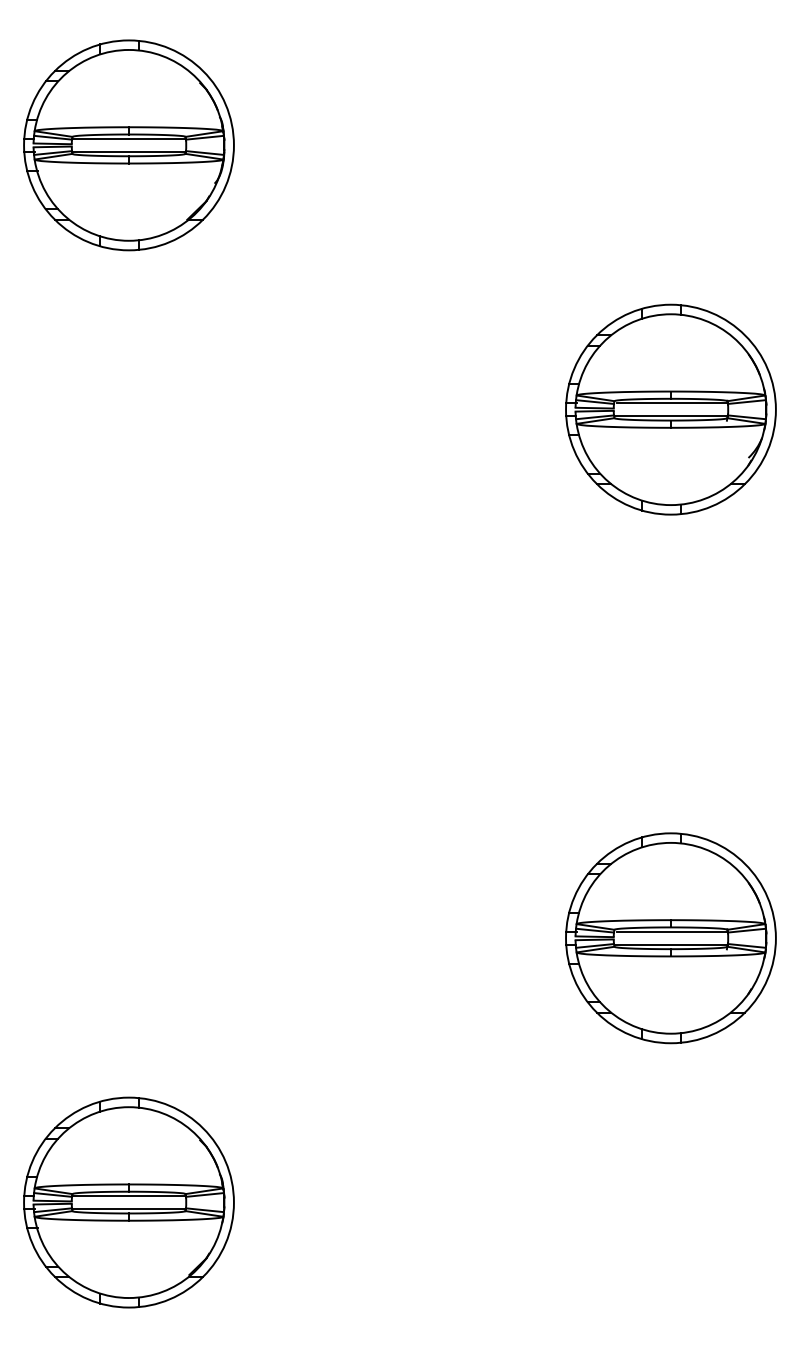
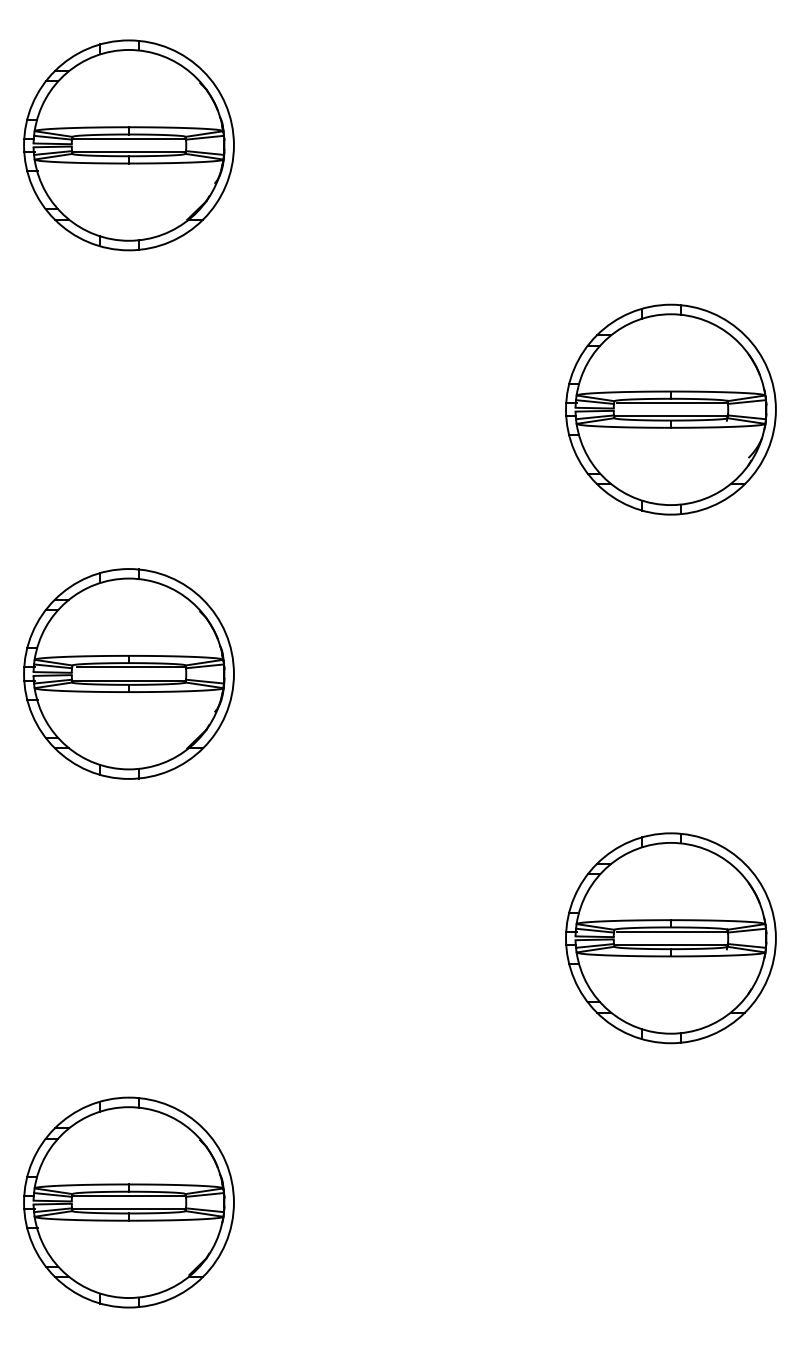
part: none -> present (128, 673)
